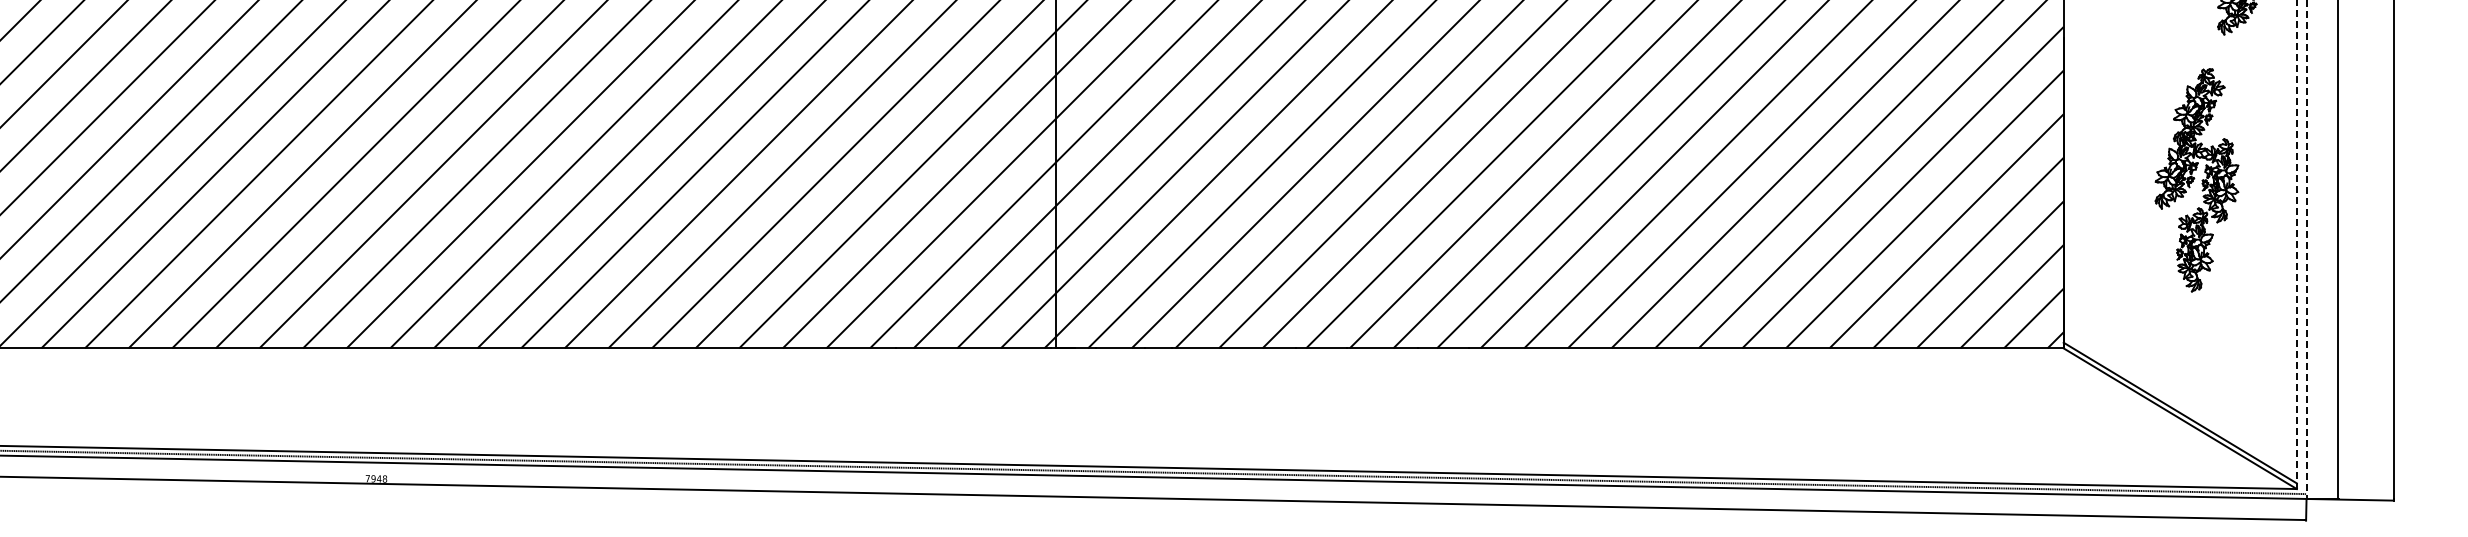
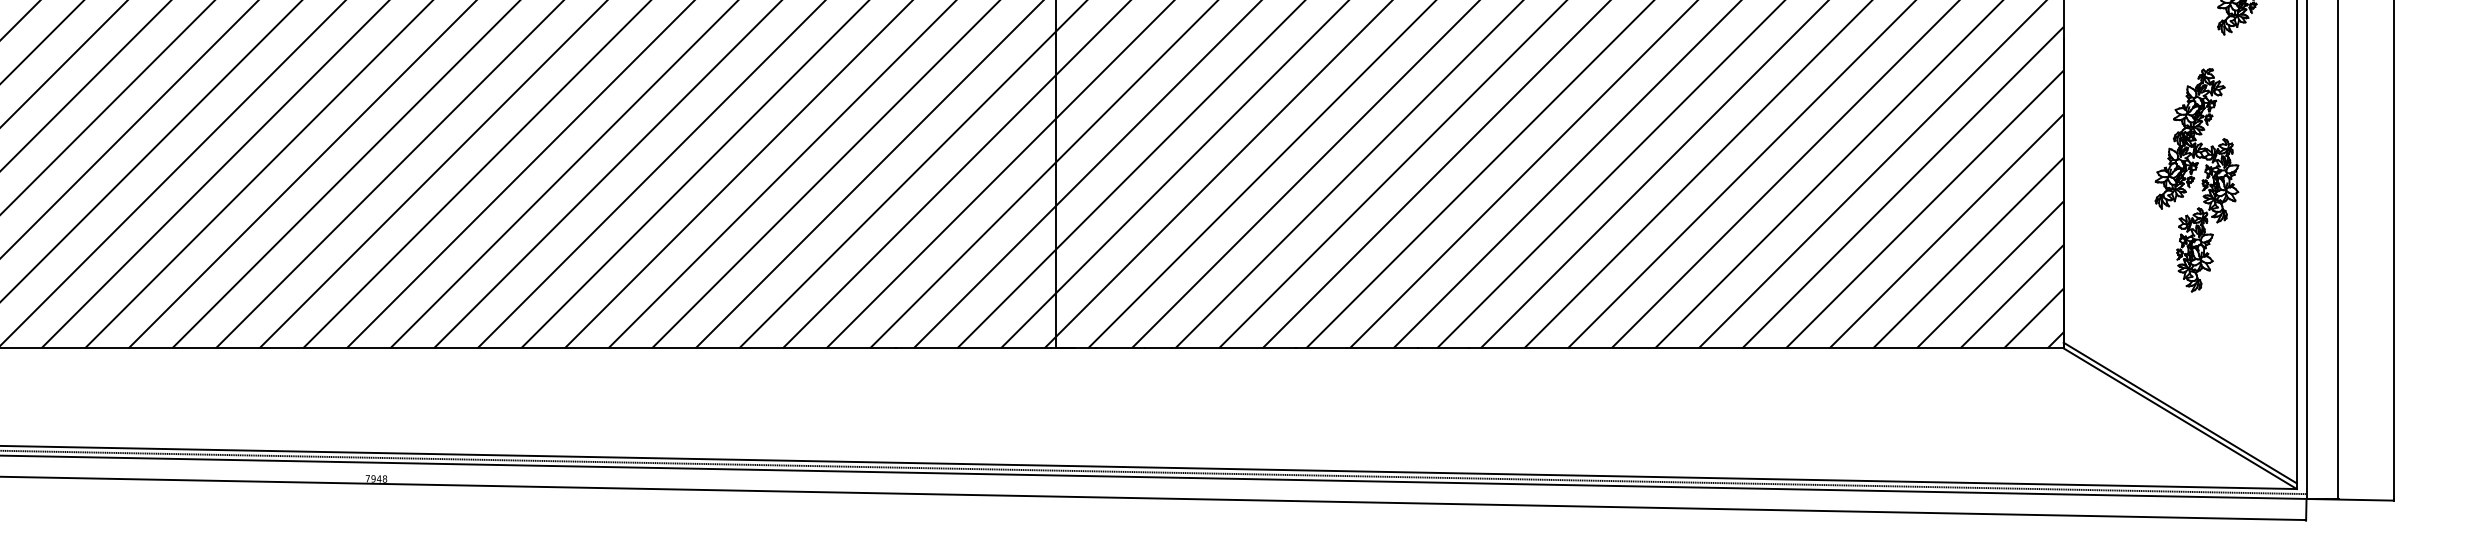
line: dashed -> solid (2296, 245)
line: dashed -> solid (2306, 250)
